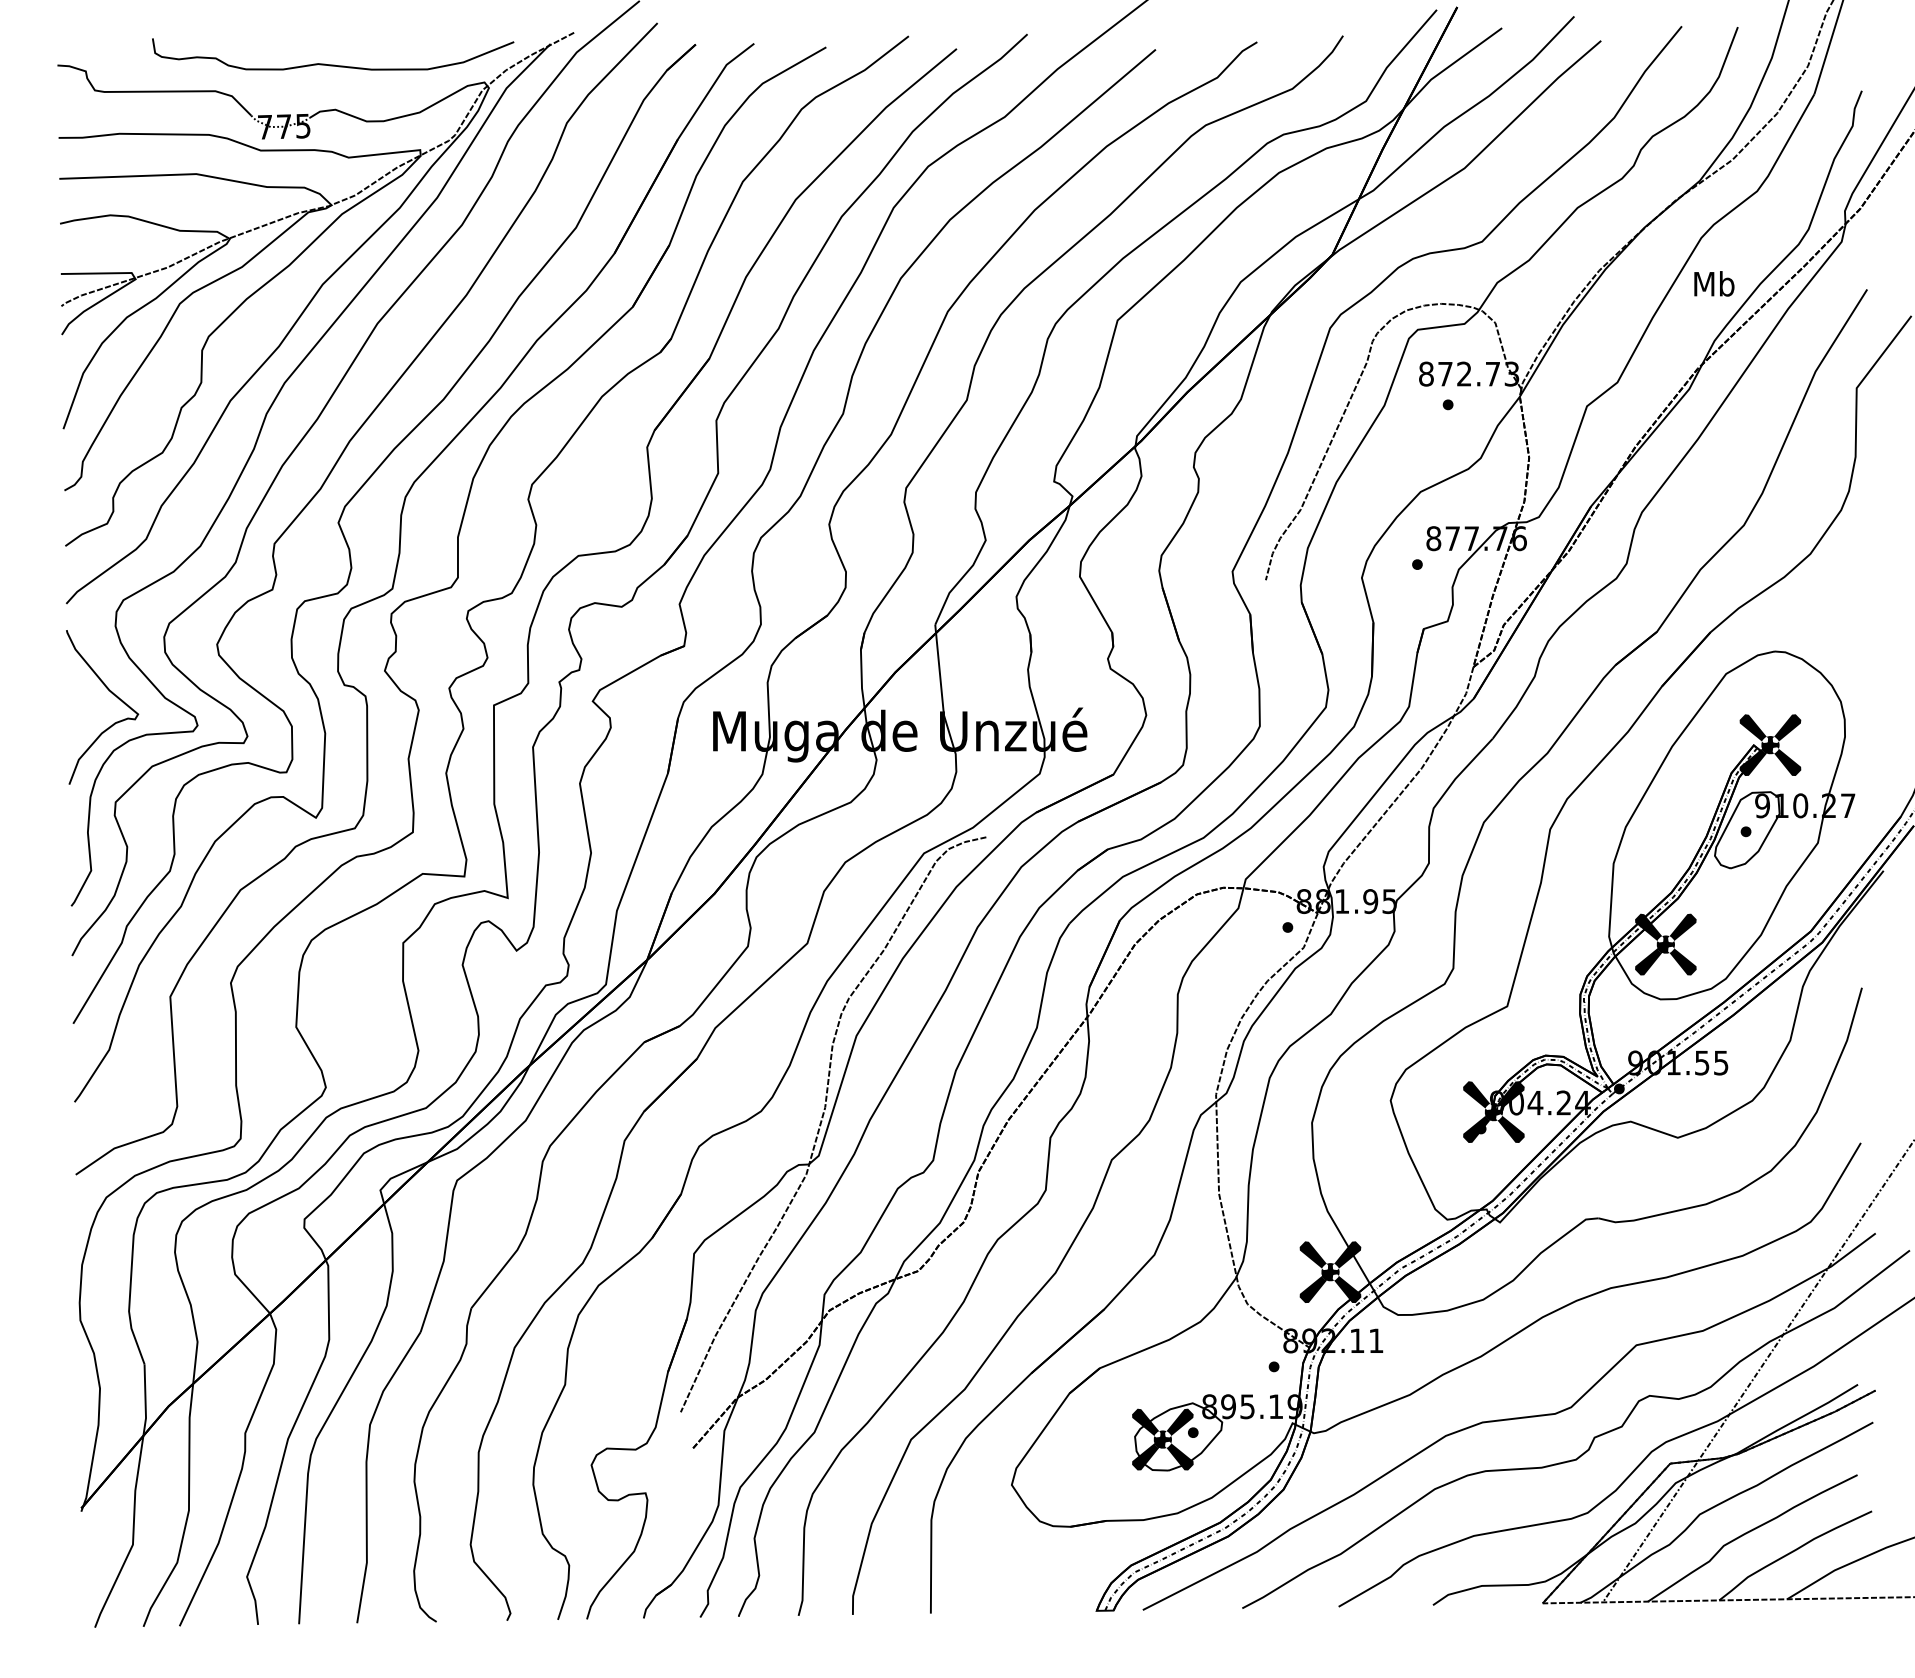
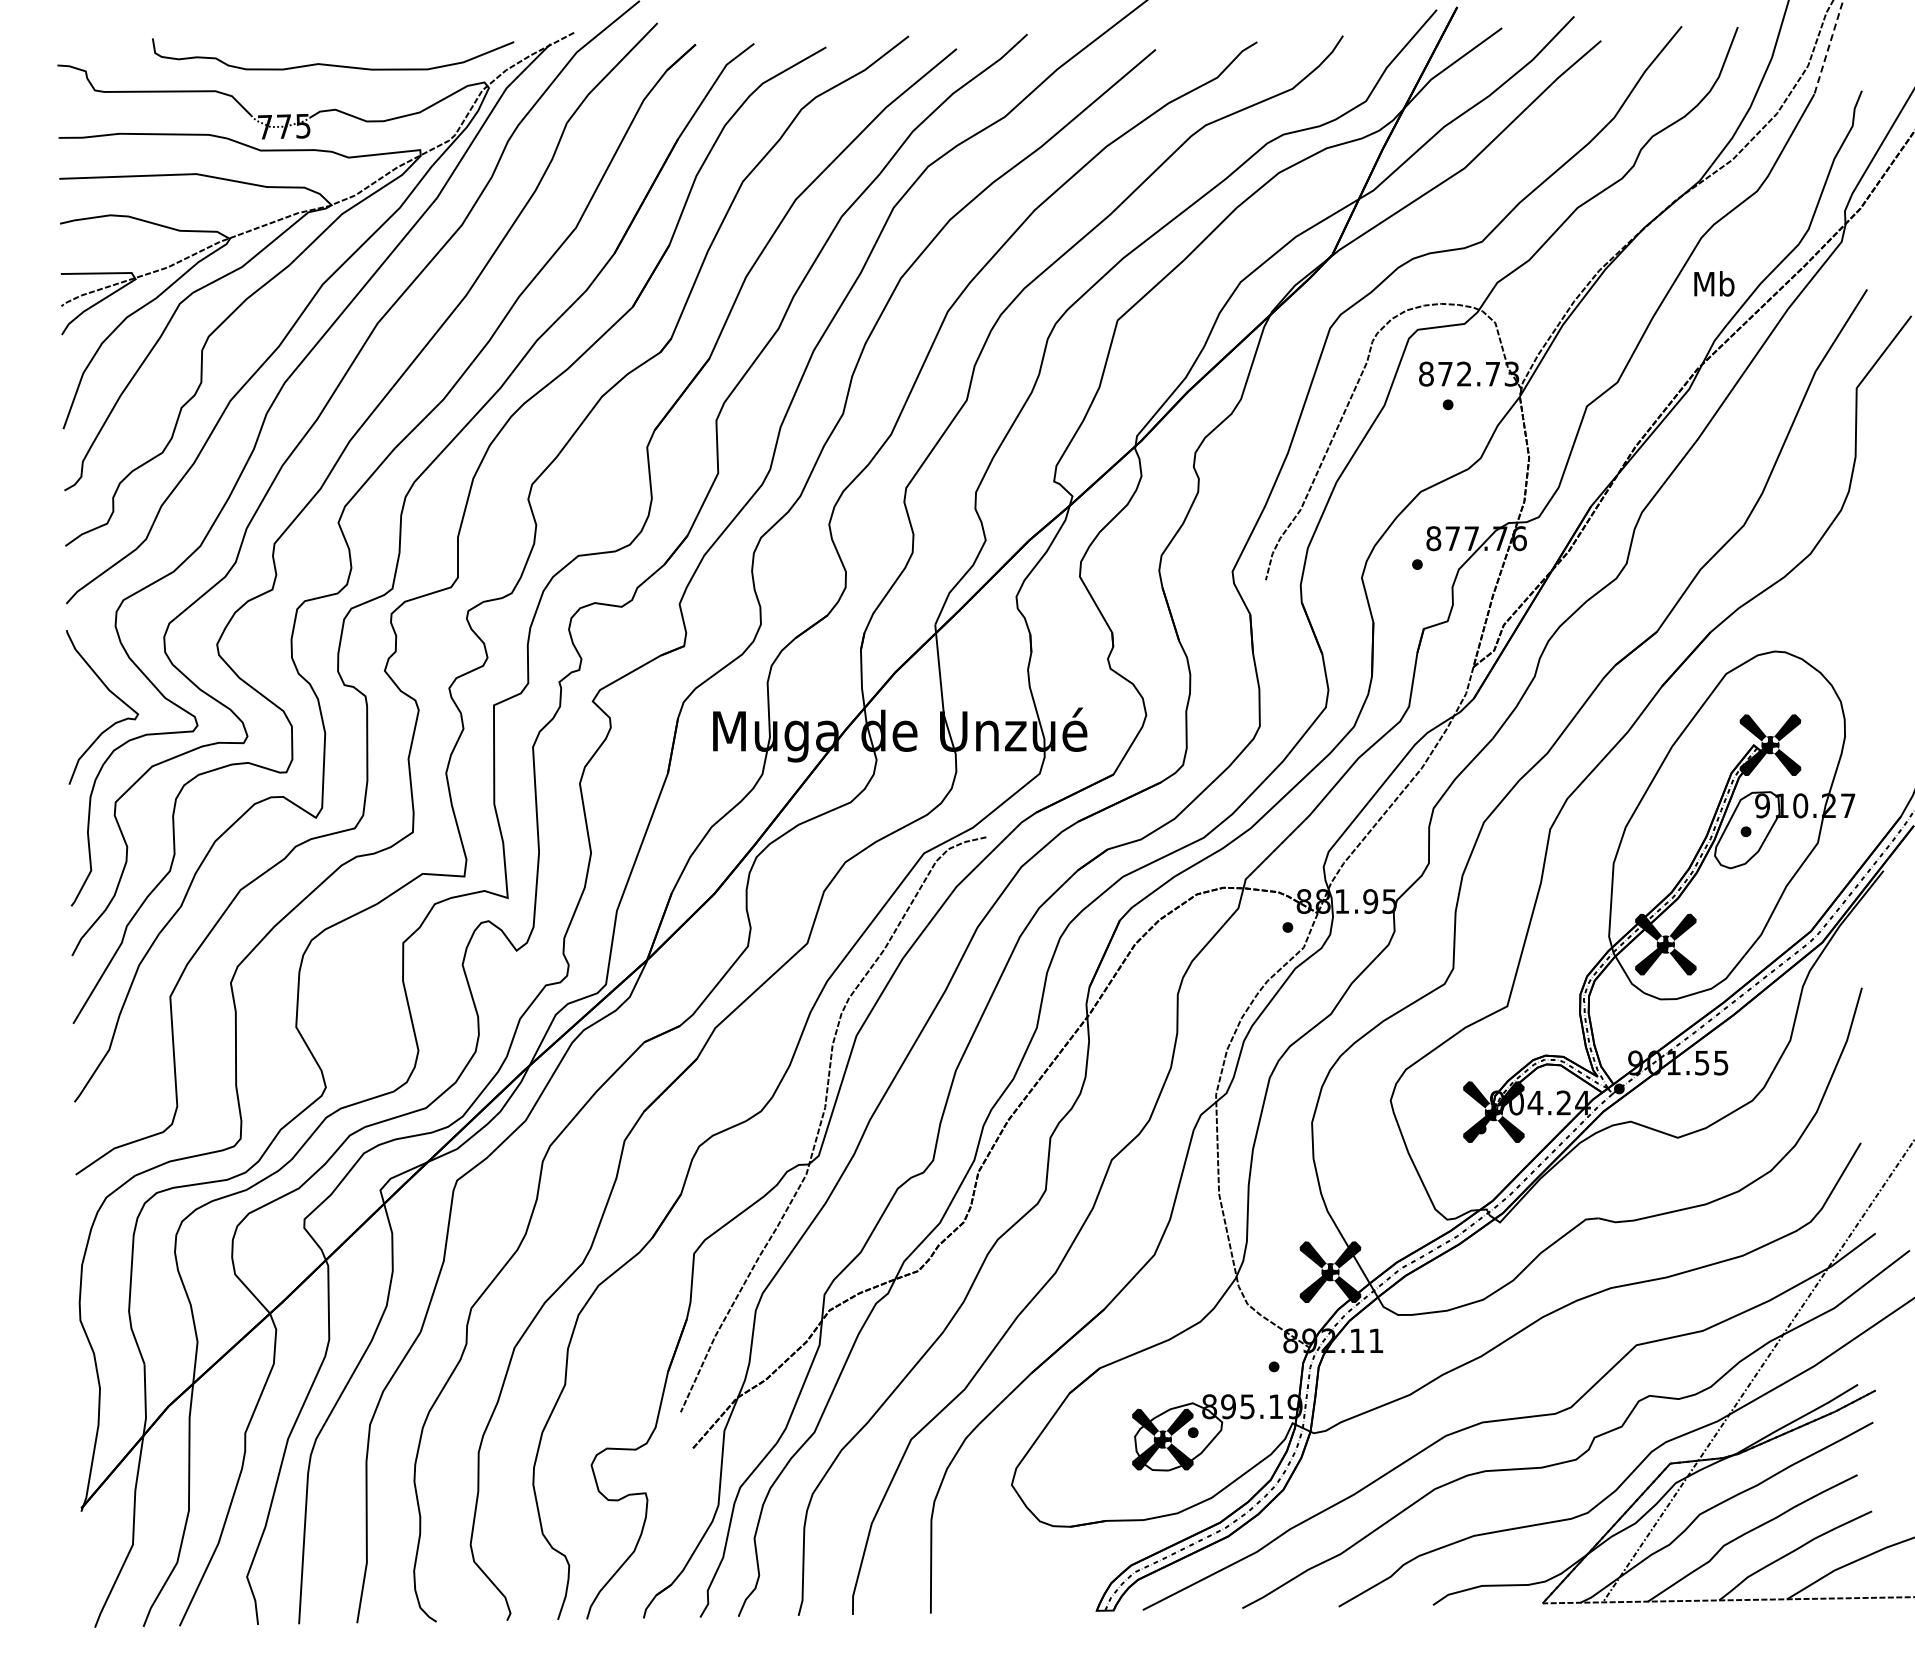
line: solid -> dashed (1828, 47)
